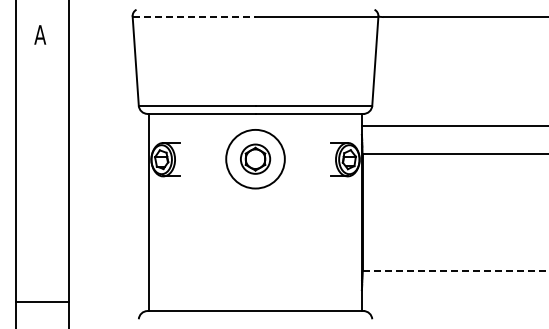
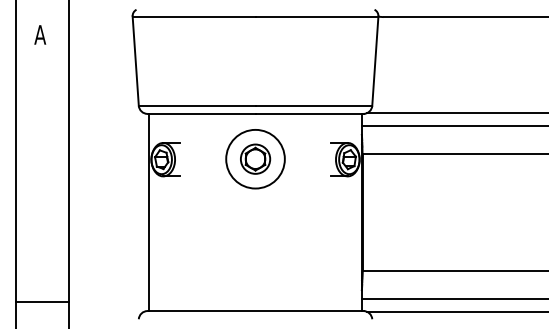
line: dashed -> solid (194, 16)
line: none -> present (456, 113)
line: dashed -> solid (456, 271)
line: none -> present (453, 298)
line: none -> present (456, 311)
